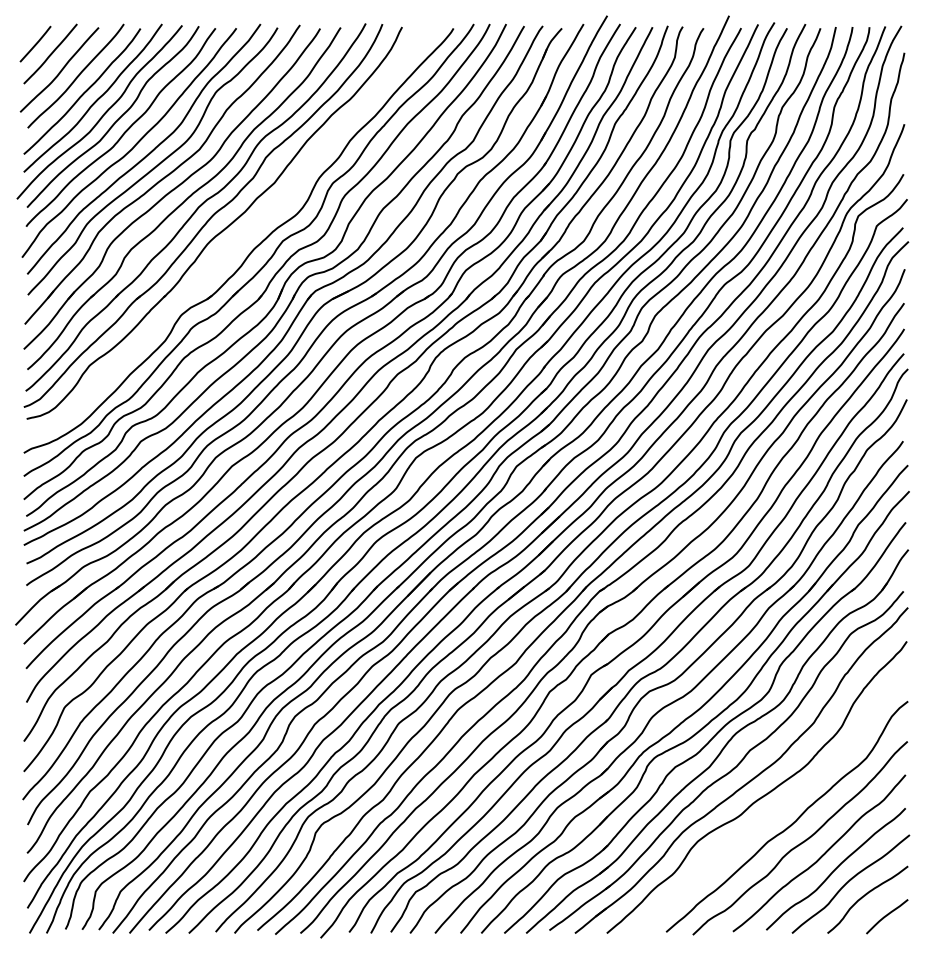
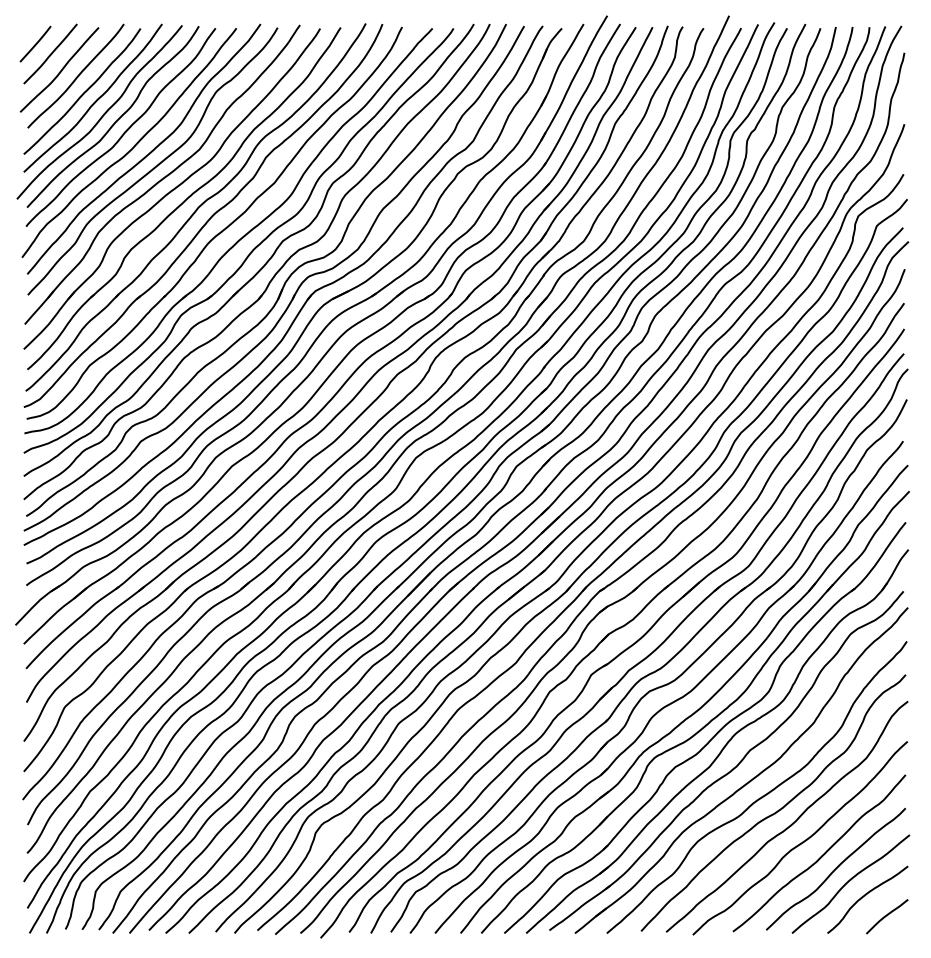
part: none -> present (237, 240)
curve: none -> present (778, 809)
